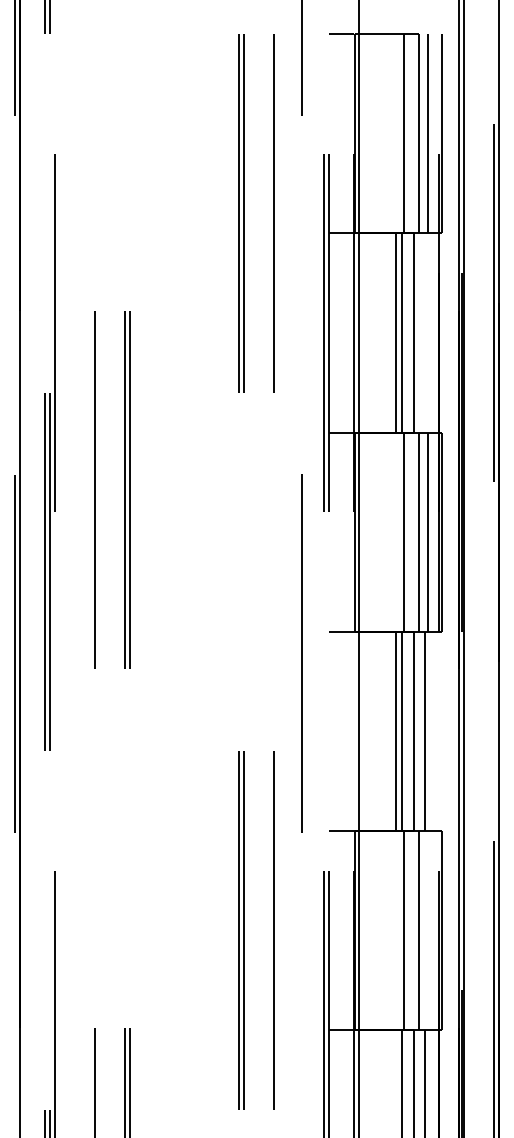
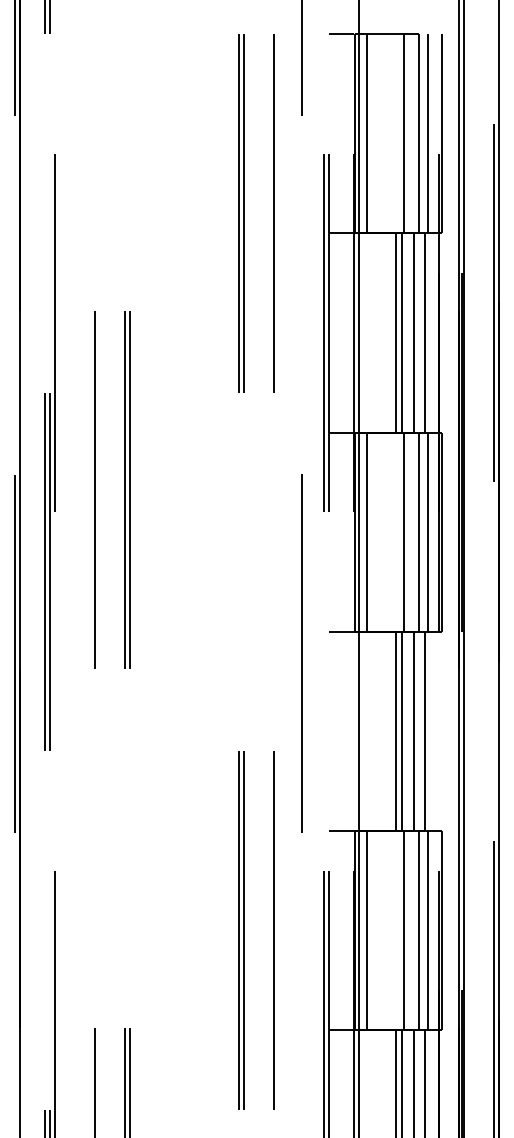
line: none -> present (366, 133)
line: none -> present (425, 332)
line: none -> present (366, 531)
line: none -> present (366, 930)
line: none -> present (428, 930)
line: none -> present (396, 1082)
